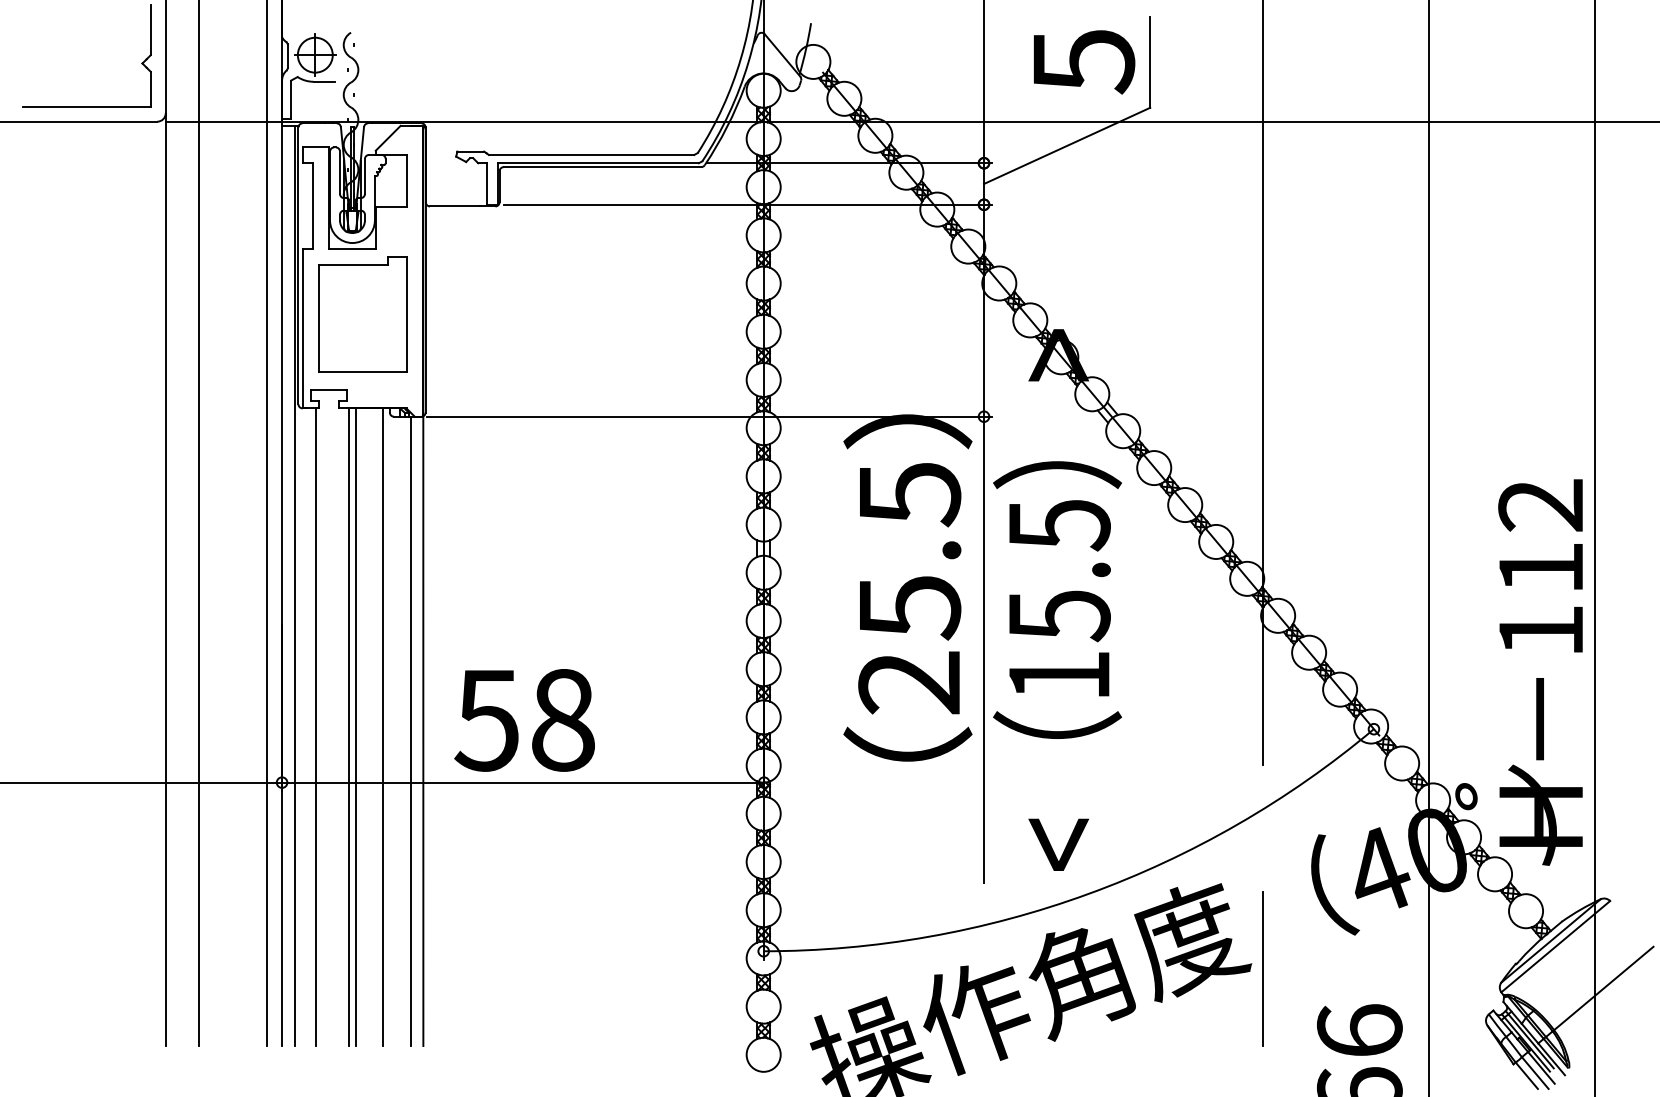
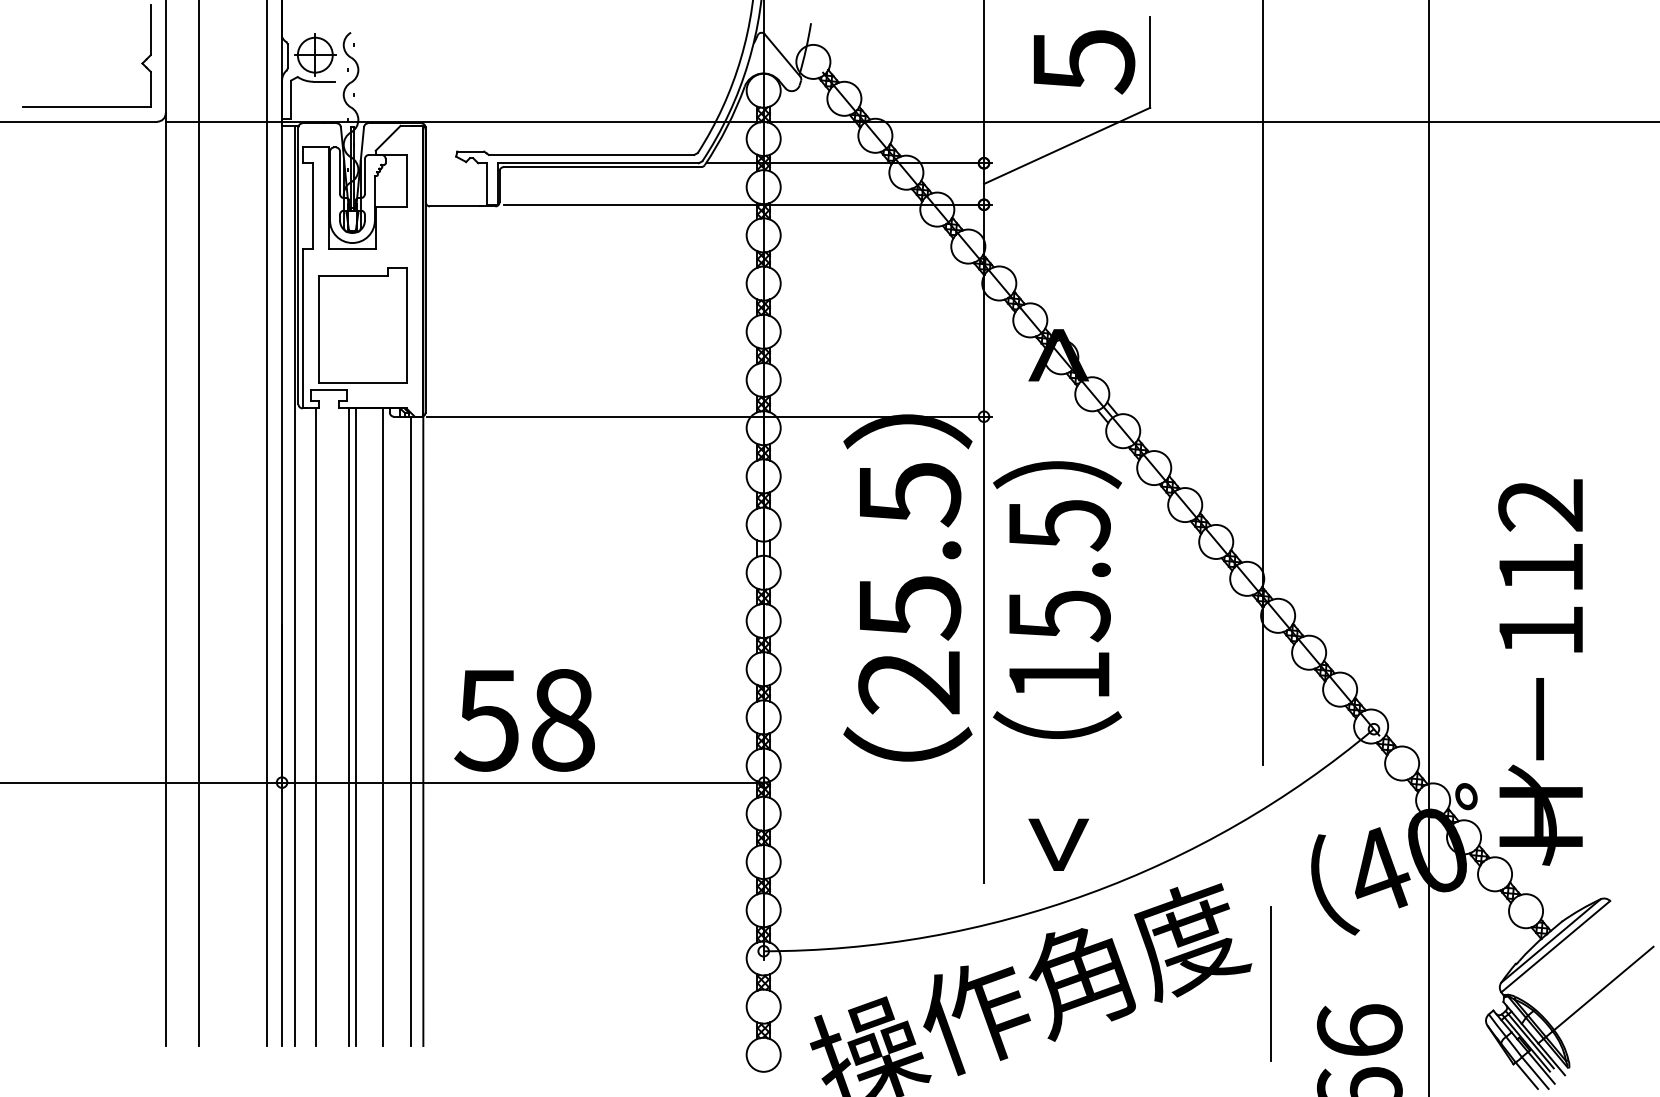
part position: (362, 314) -> (362, 325) (362, 325)
line: present -> none (1595, 547)
line position: (1262, 968) -> (1270, 983) (1270, 983)
